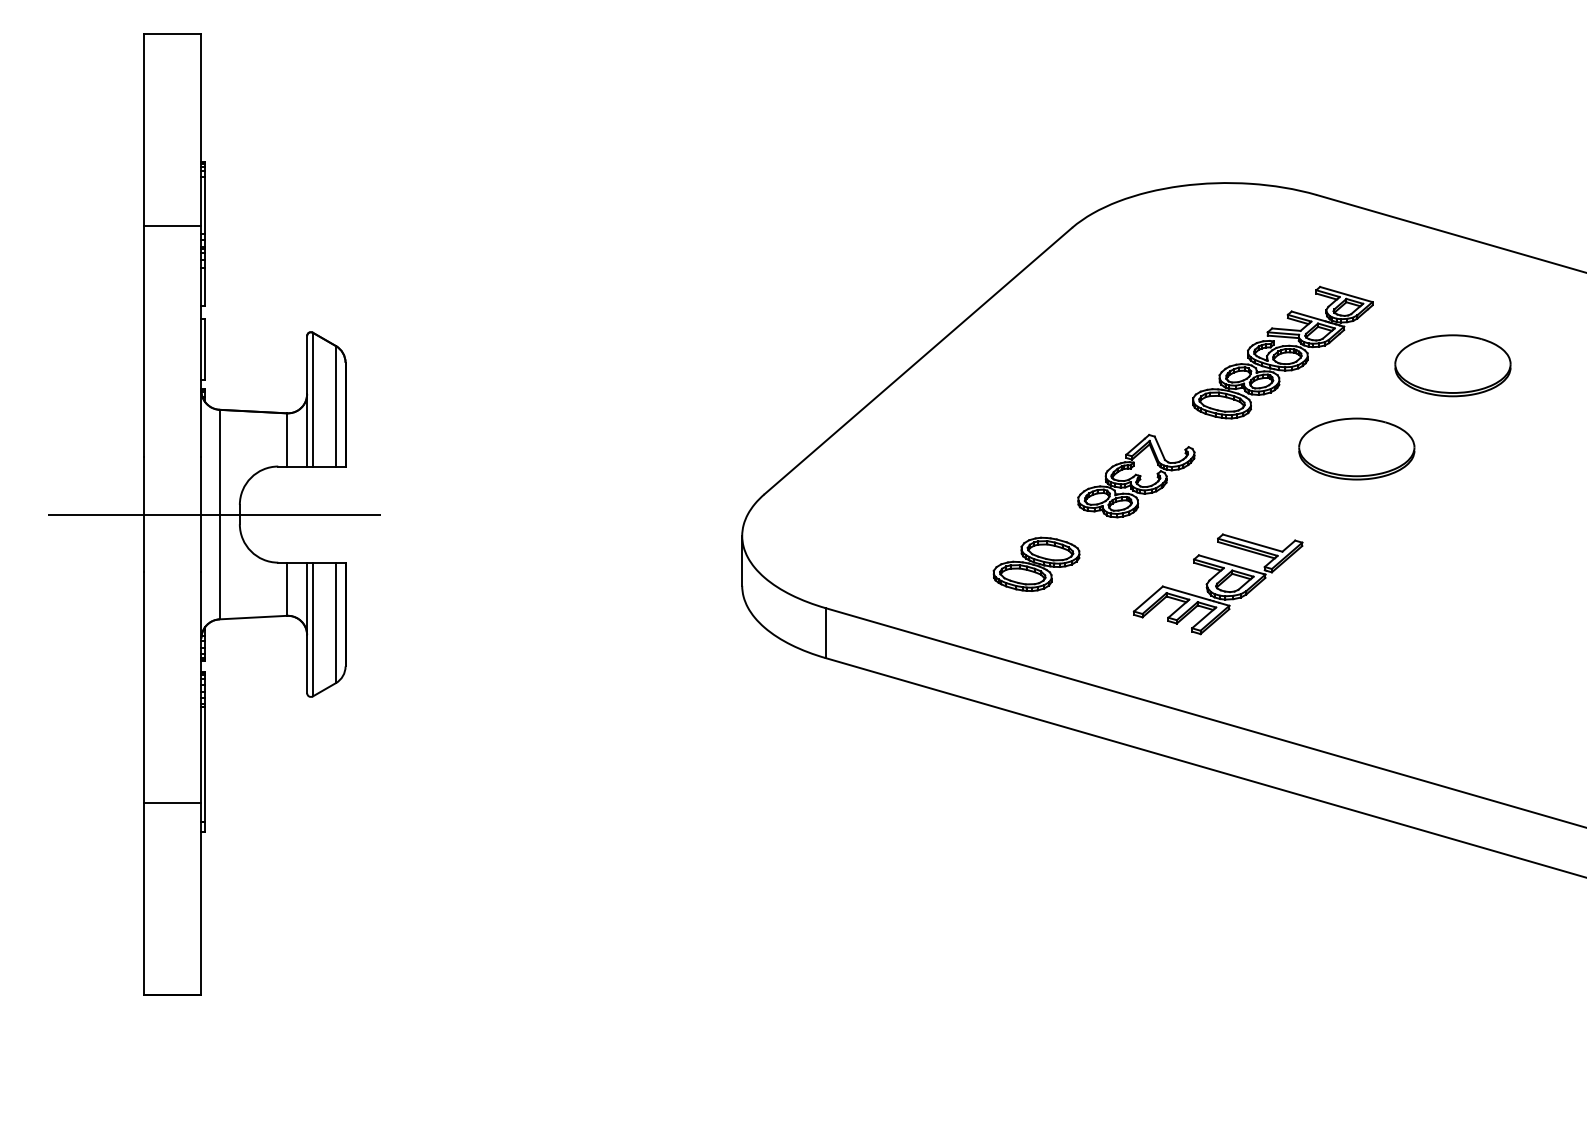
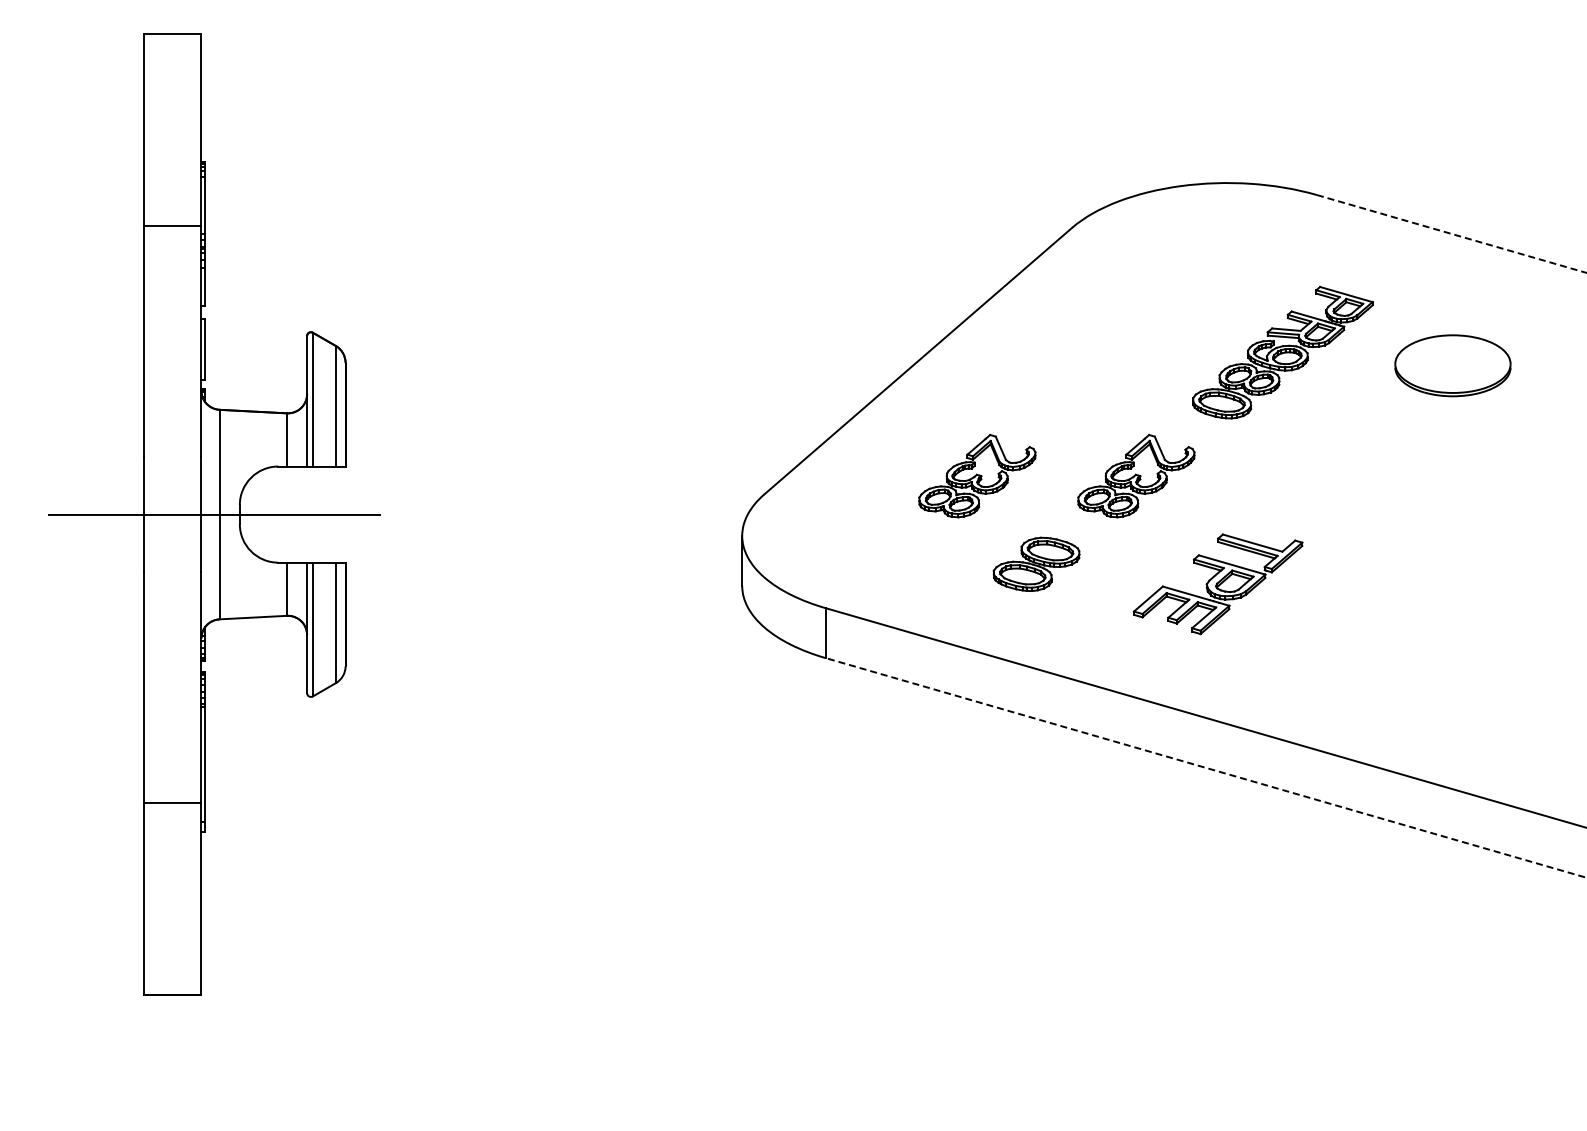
line: solid -> dashed (1452, 234)
part: present -> none (1356, 448)
part: none -> present (977, 476)
line: solid -> dashed (1205, 767)
